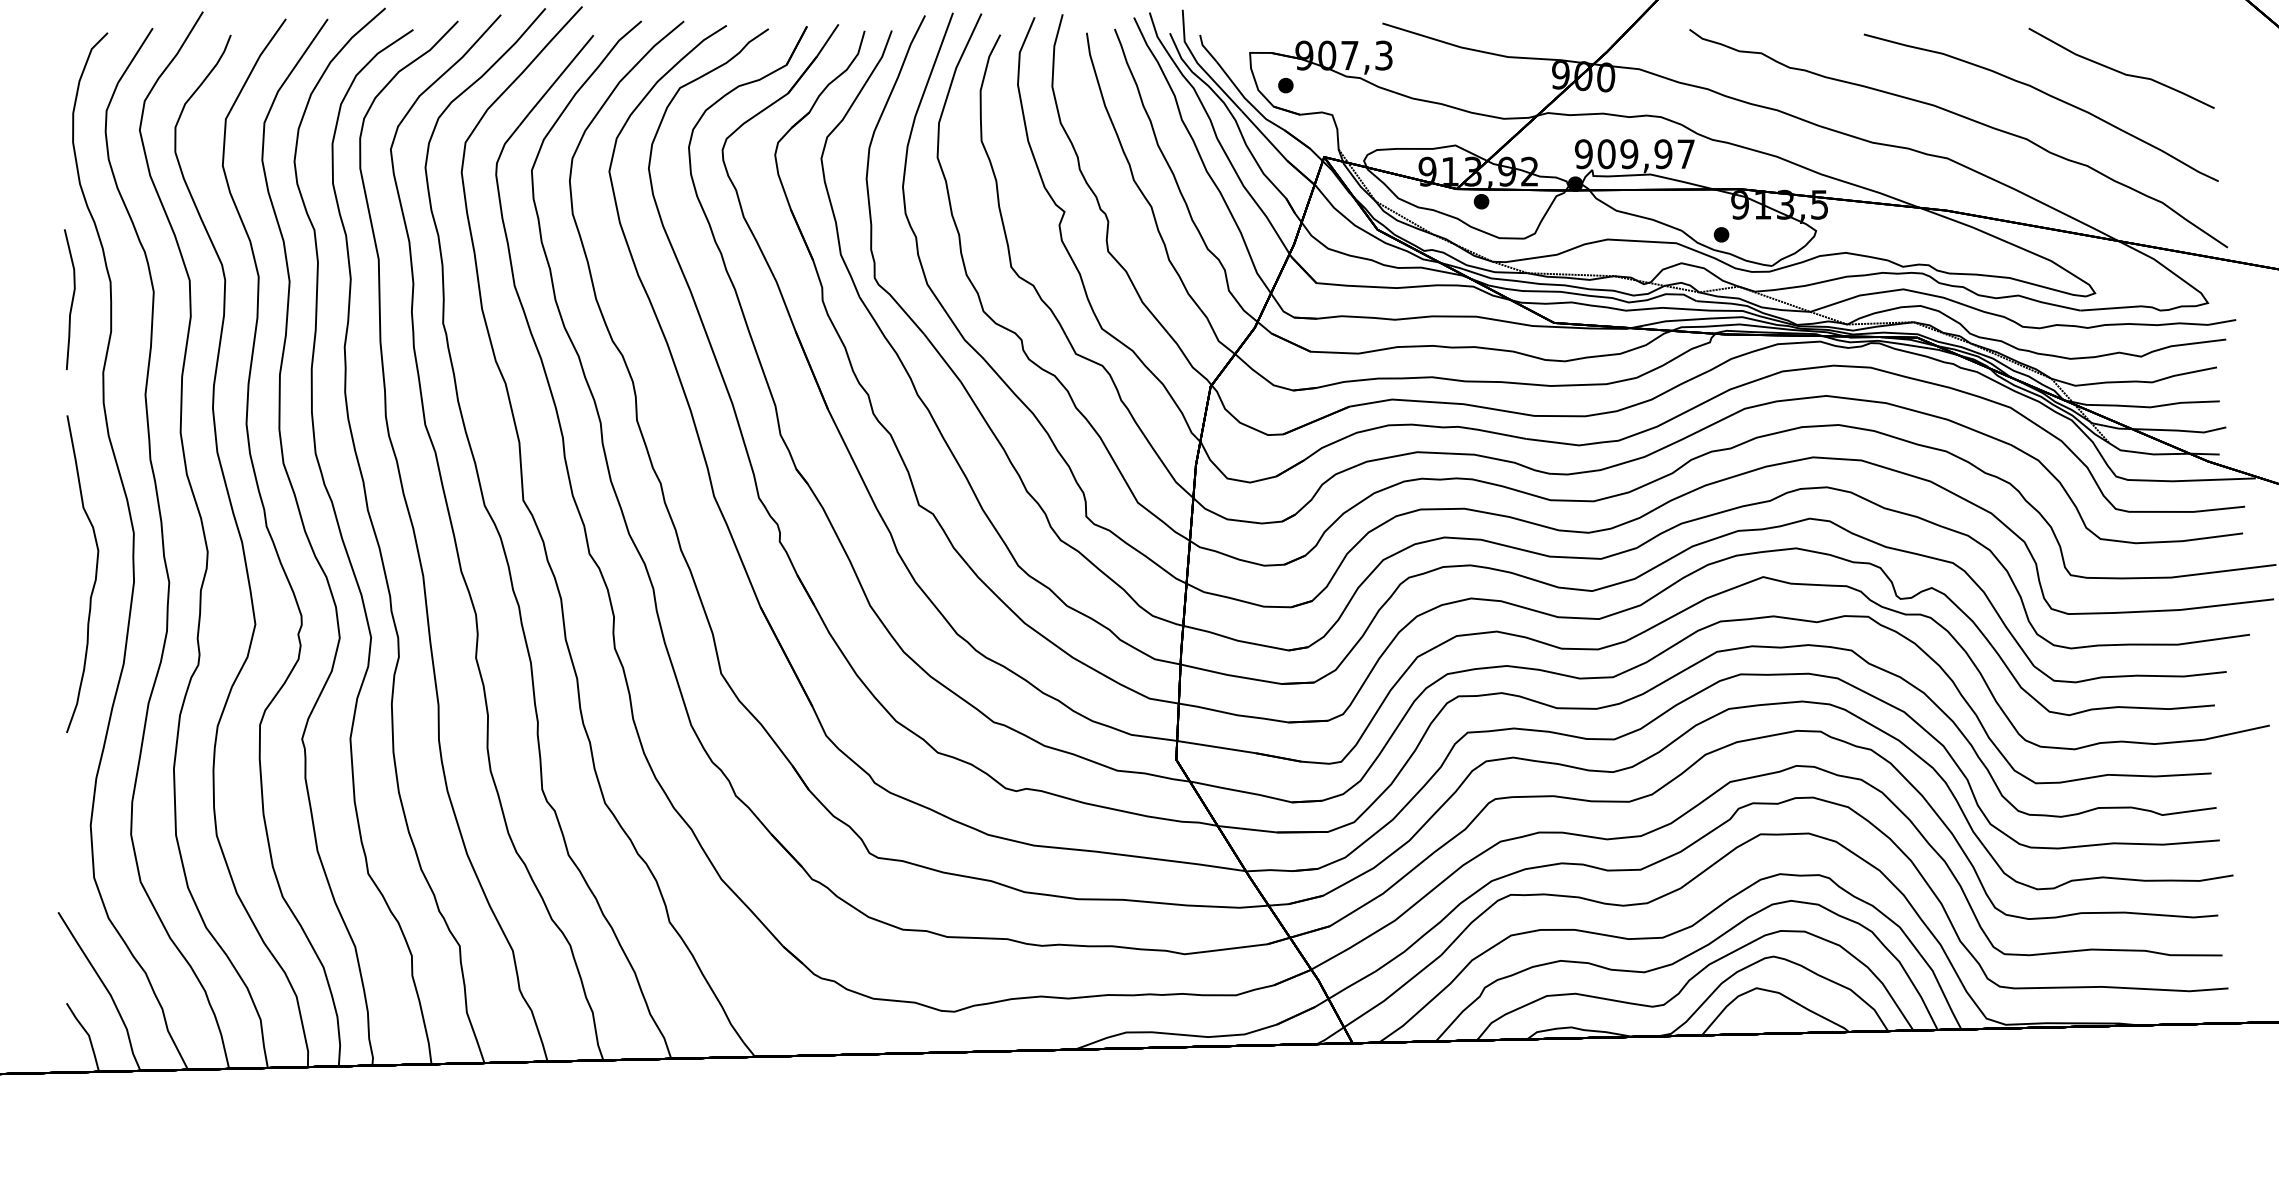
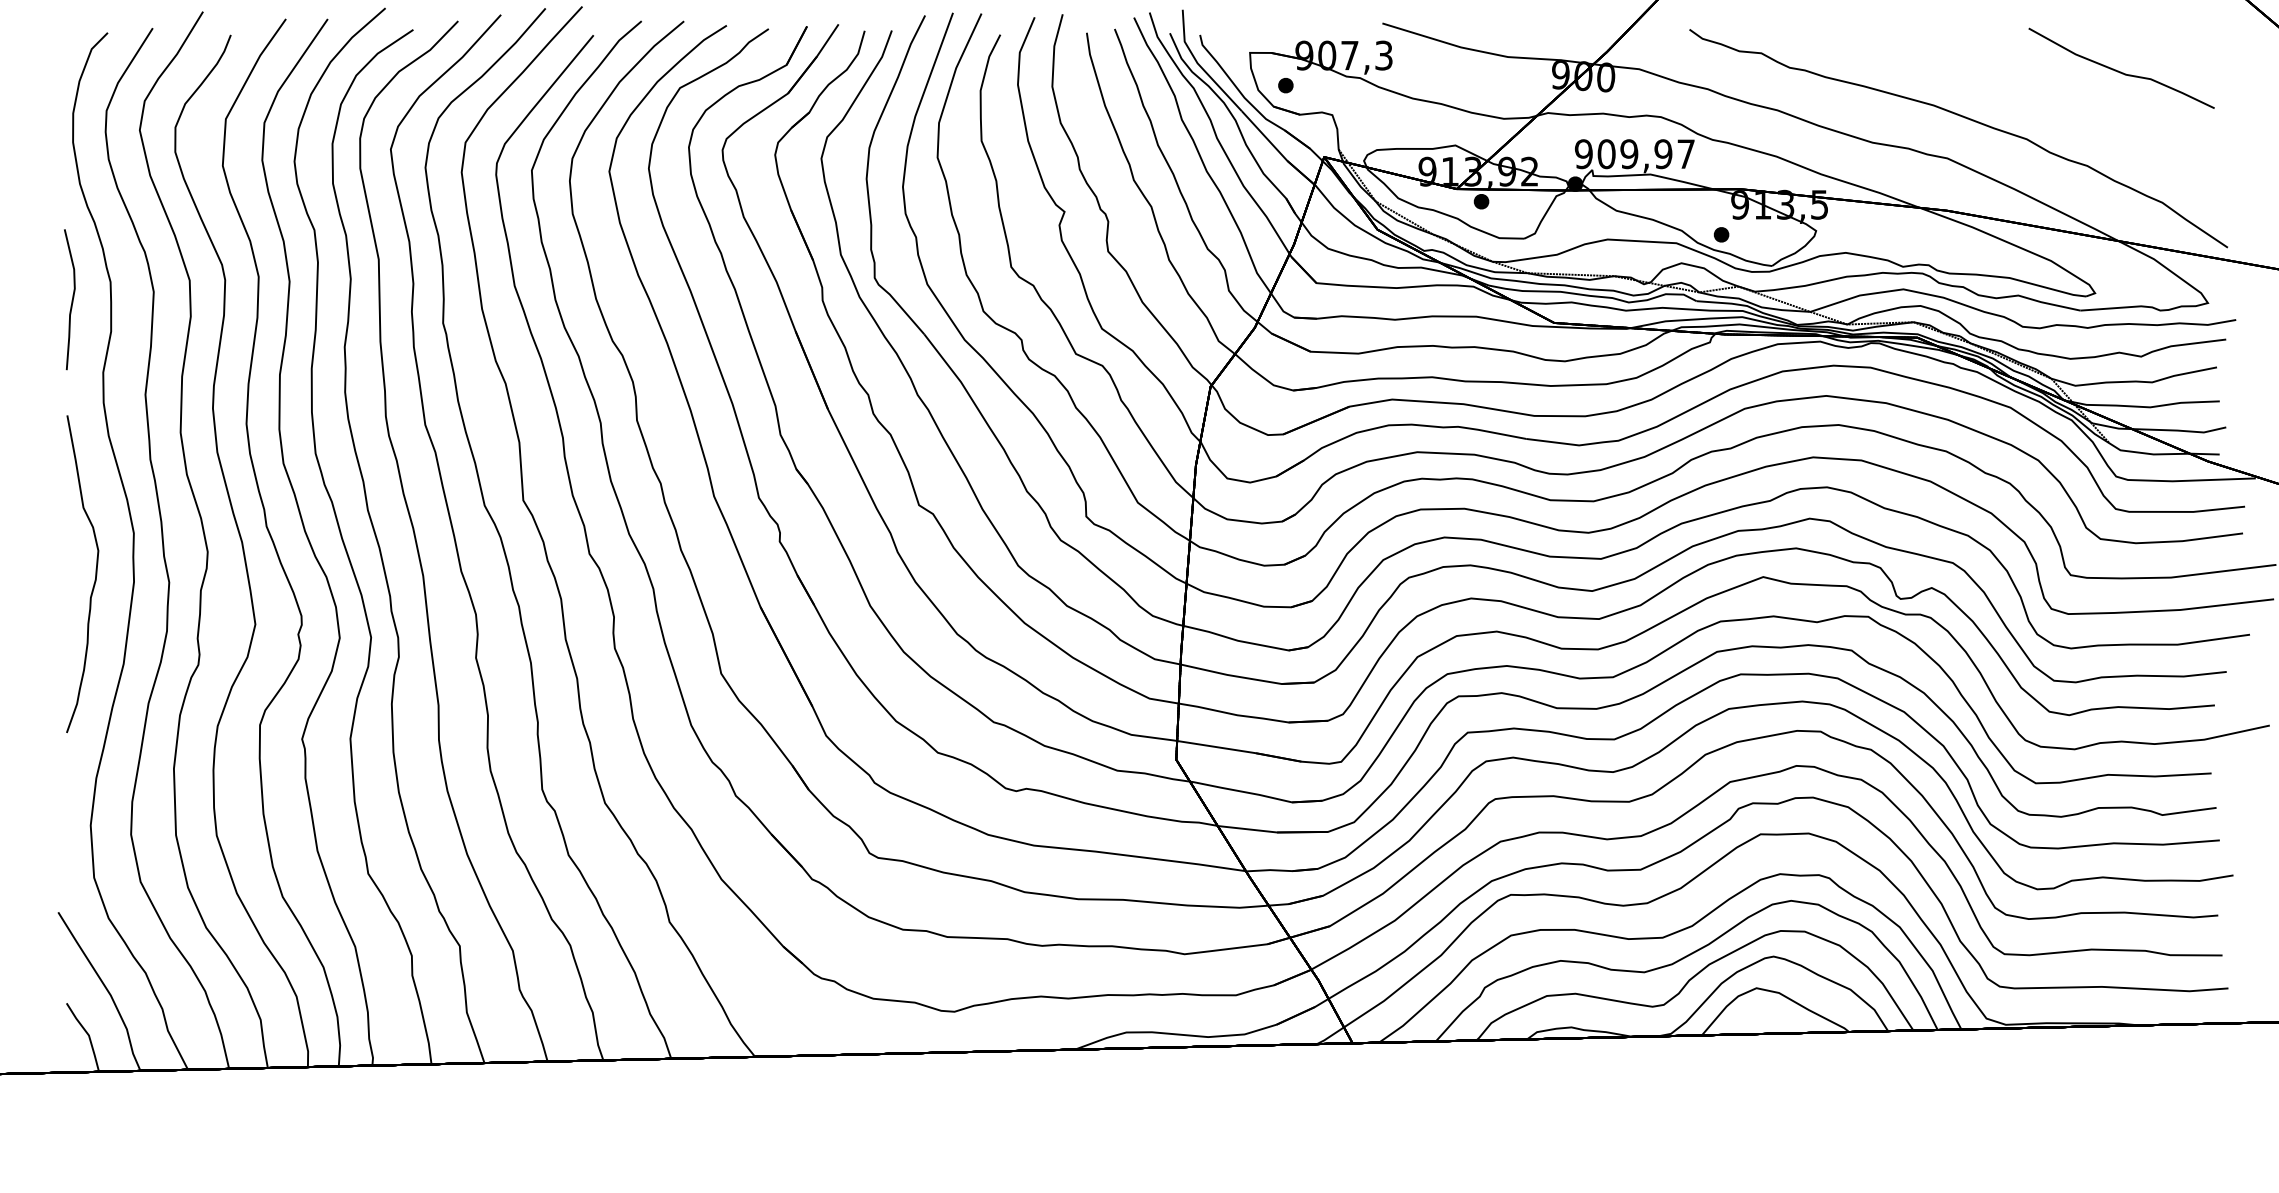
curve: present -> none (2047, 95)
